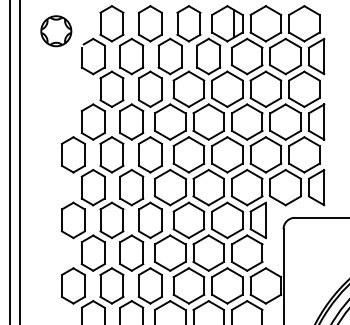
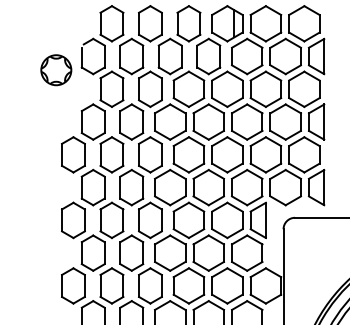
part position: (56, 31) -> (56, 70) (56, 70)
line: present -> none (10, 161)
line: present -> none (20, 161)
